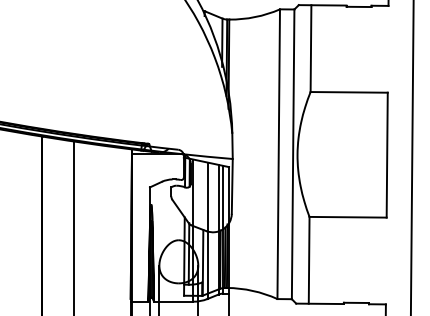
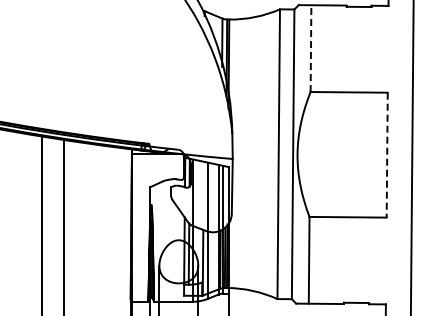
line: solid -> dashed (311, 48)
line: solid -> dashed (387, 155)
line position: (74, 226) -> (64, 226) (64, 226)
